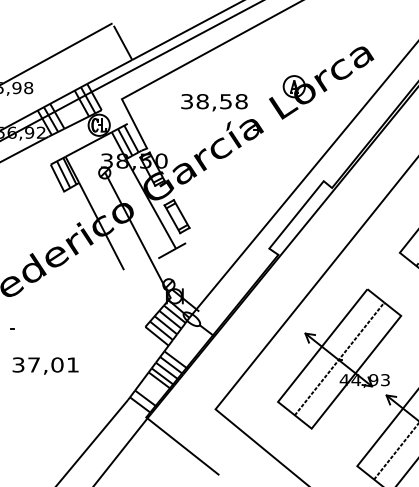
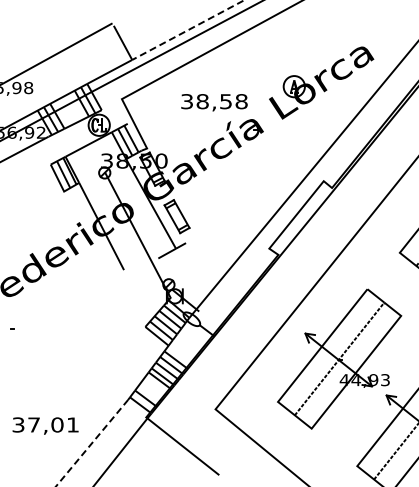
line: solid -> dashed (187, 30)
text position: (45, 365) -> (45, 425) (45, 425)
line: solid -> dashed (92, 443)
